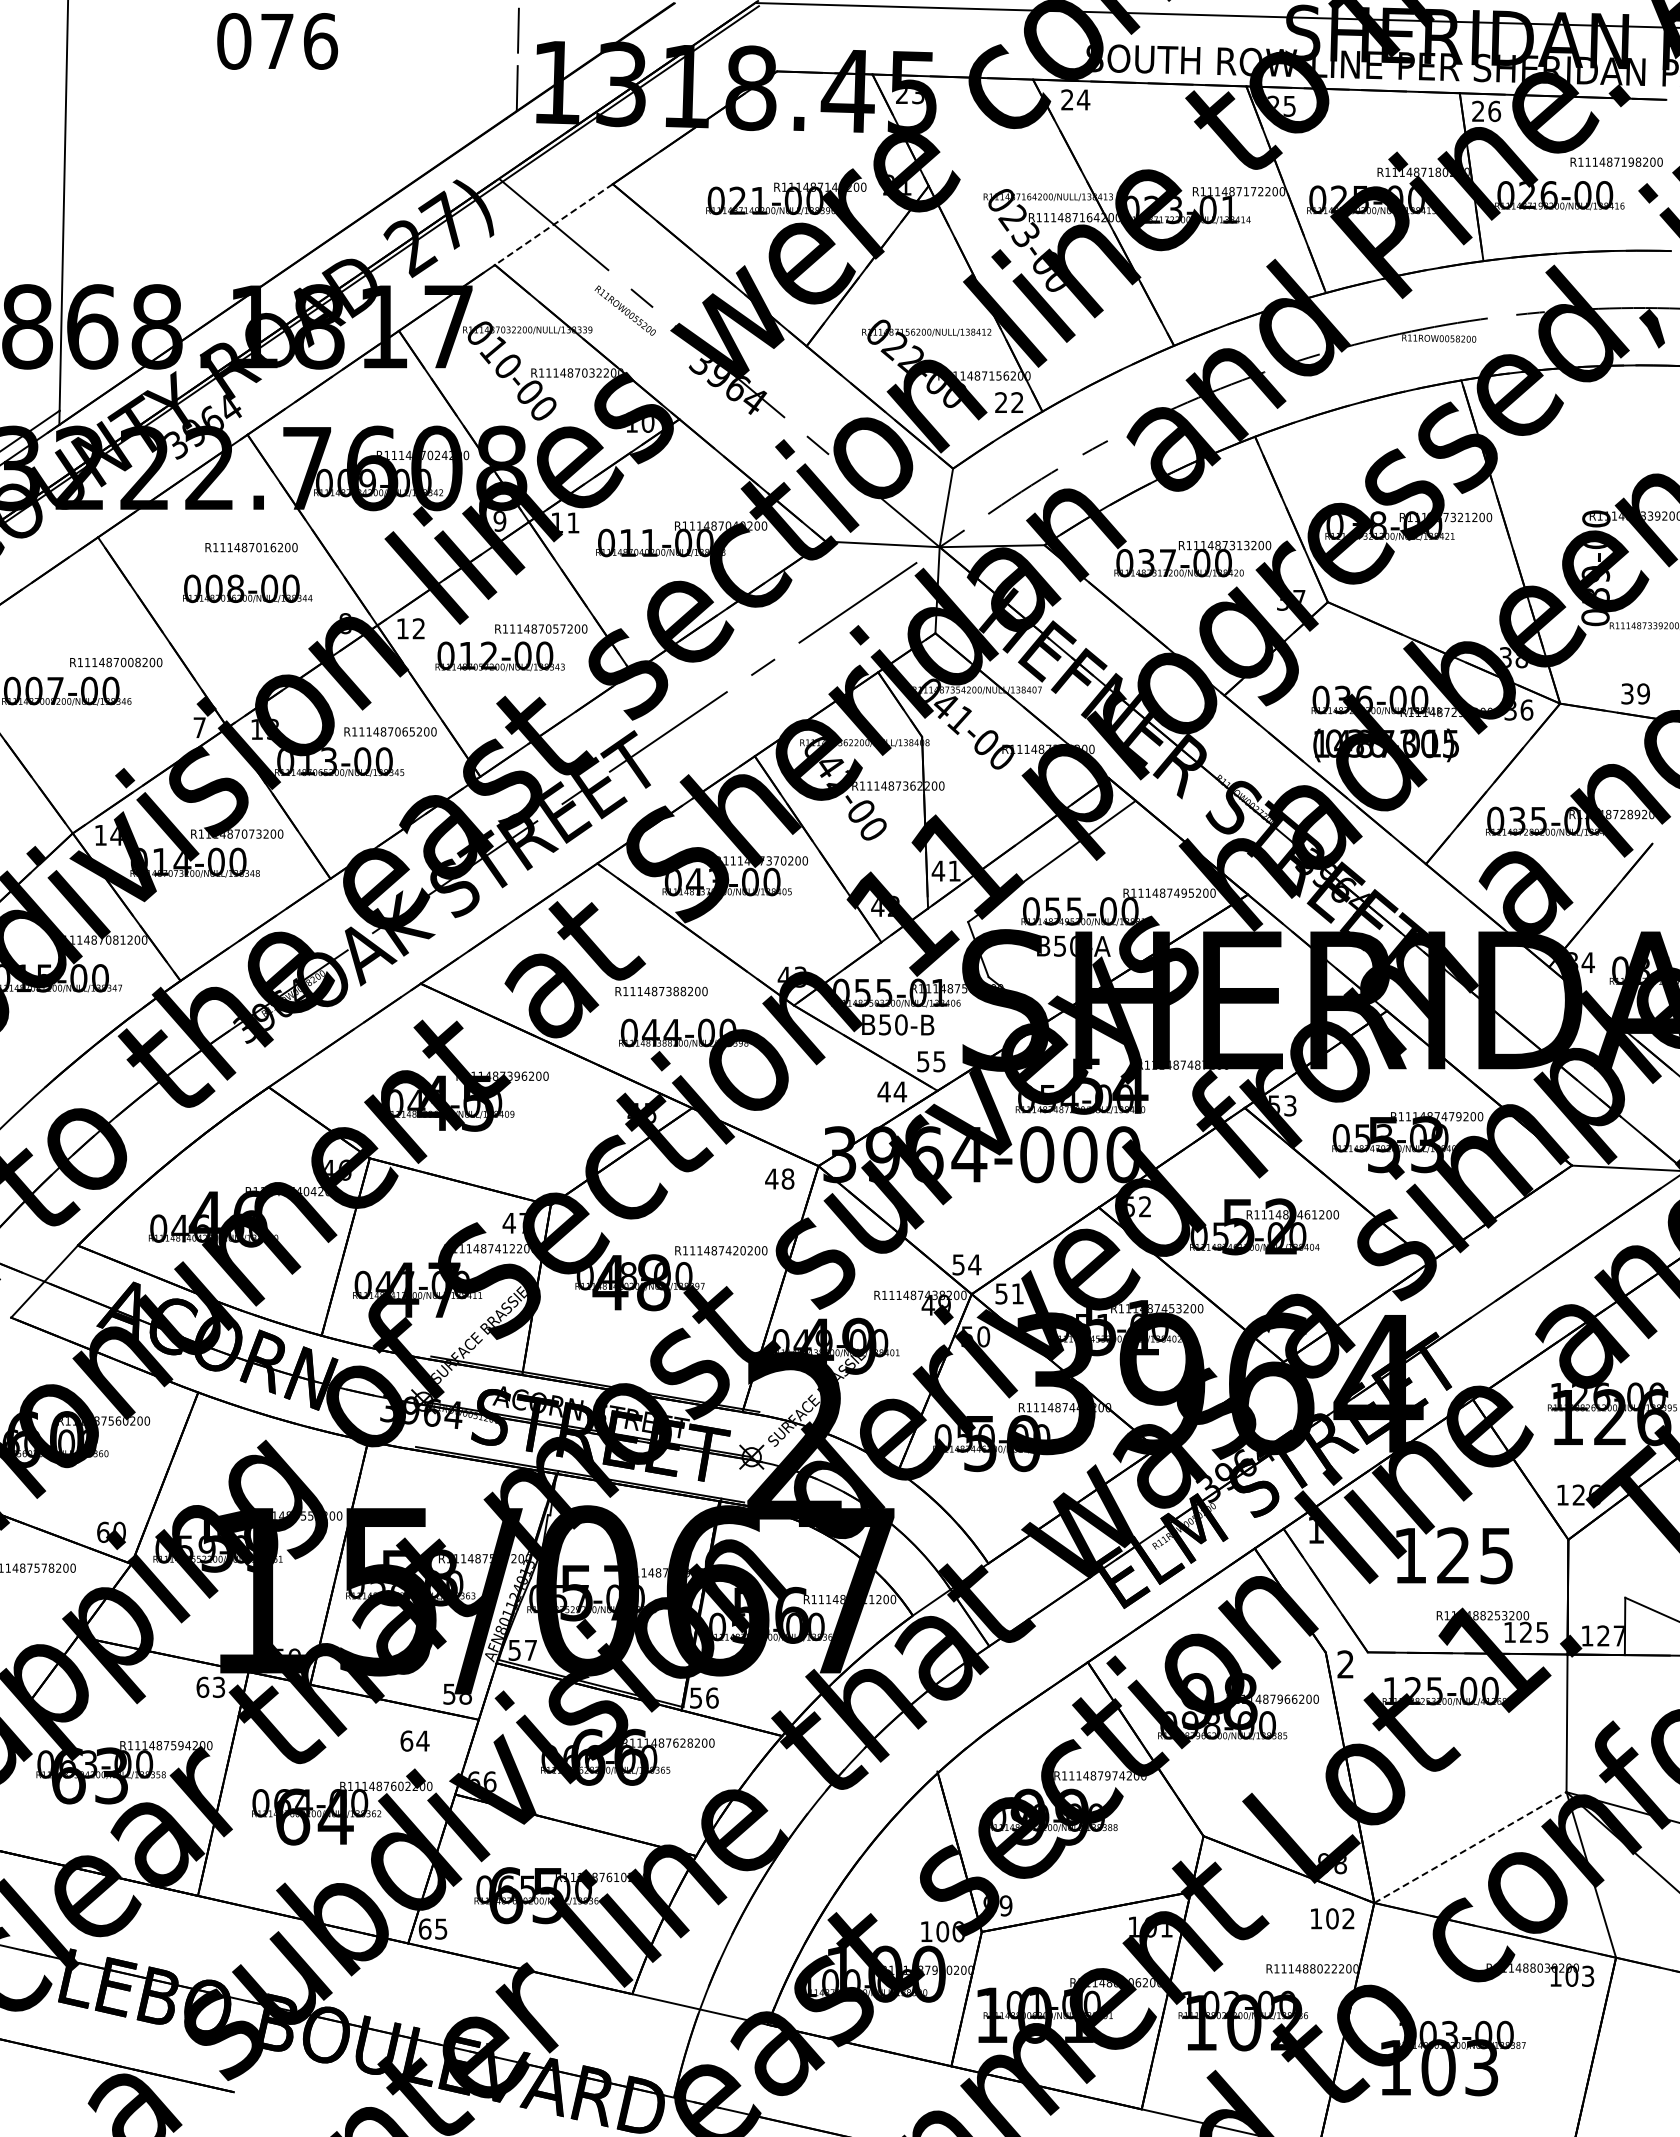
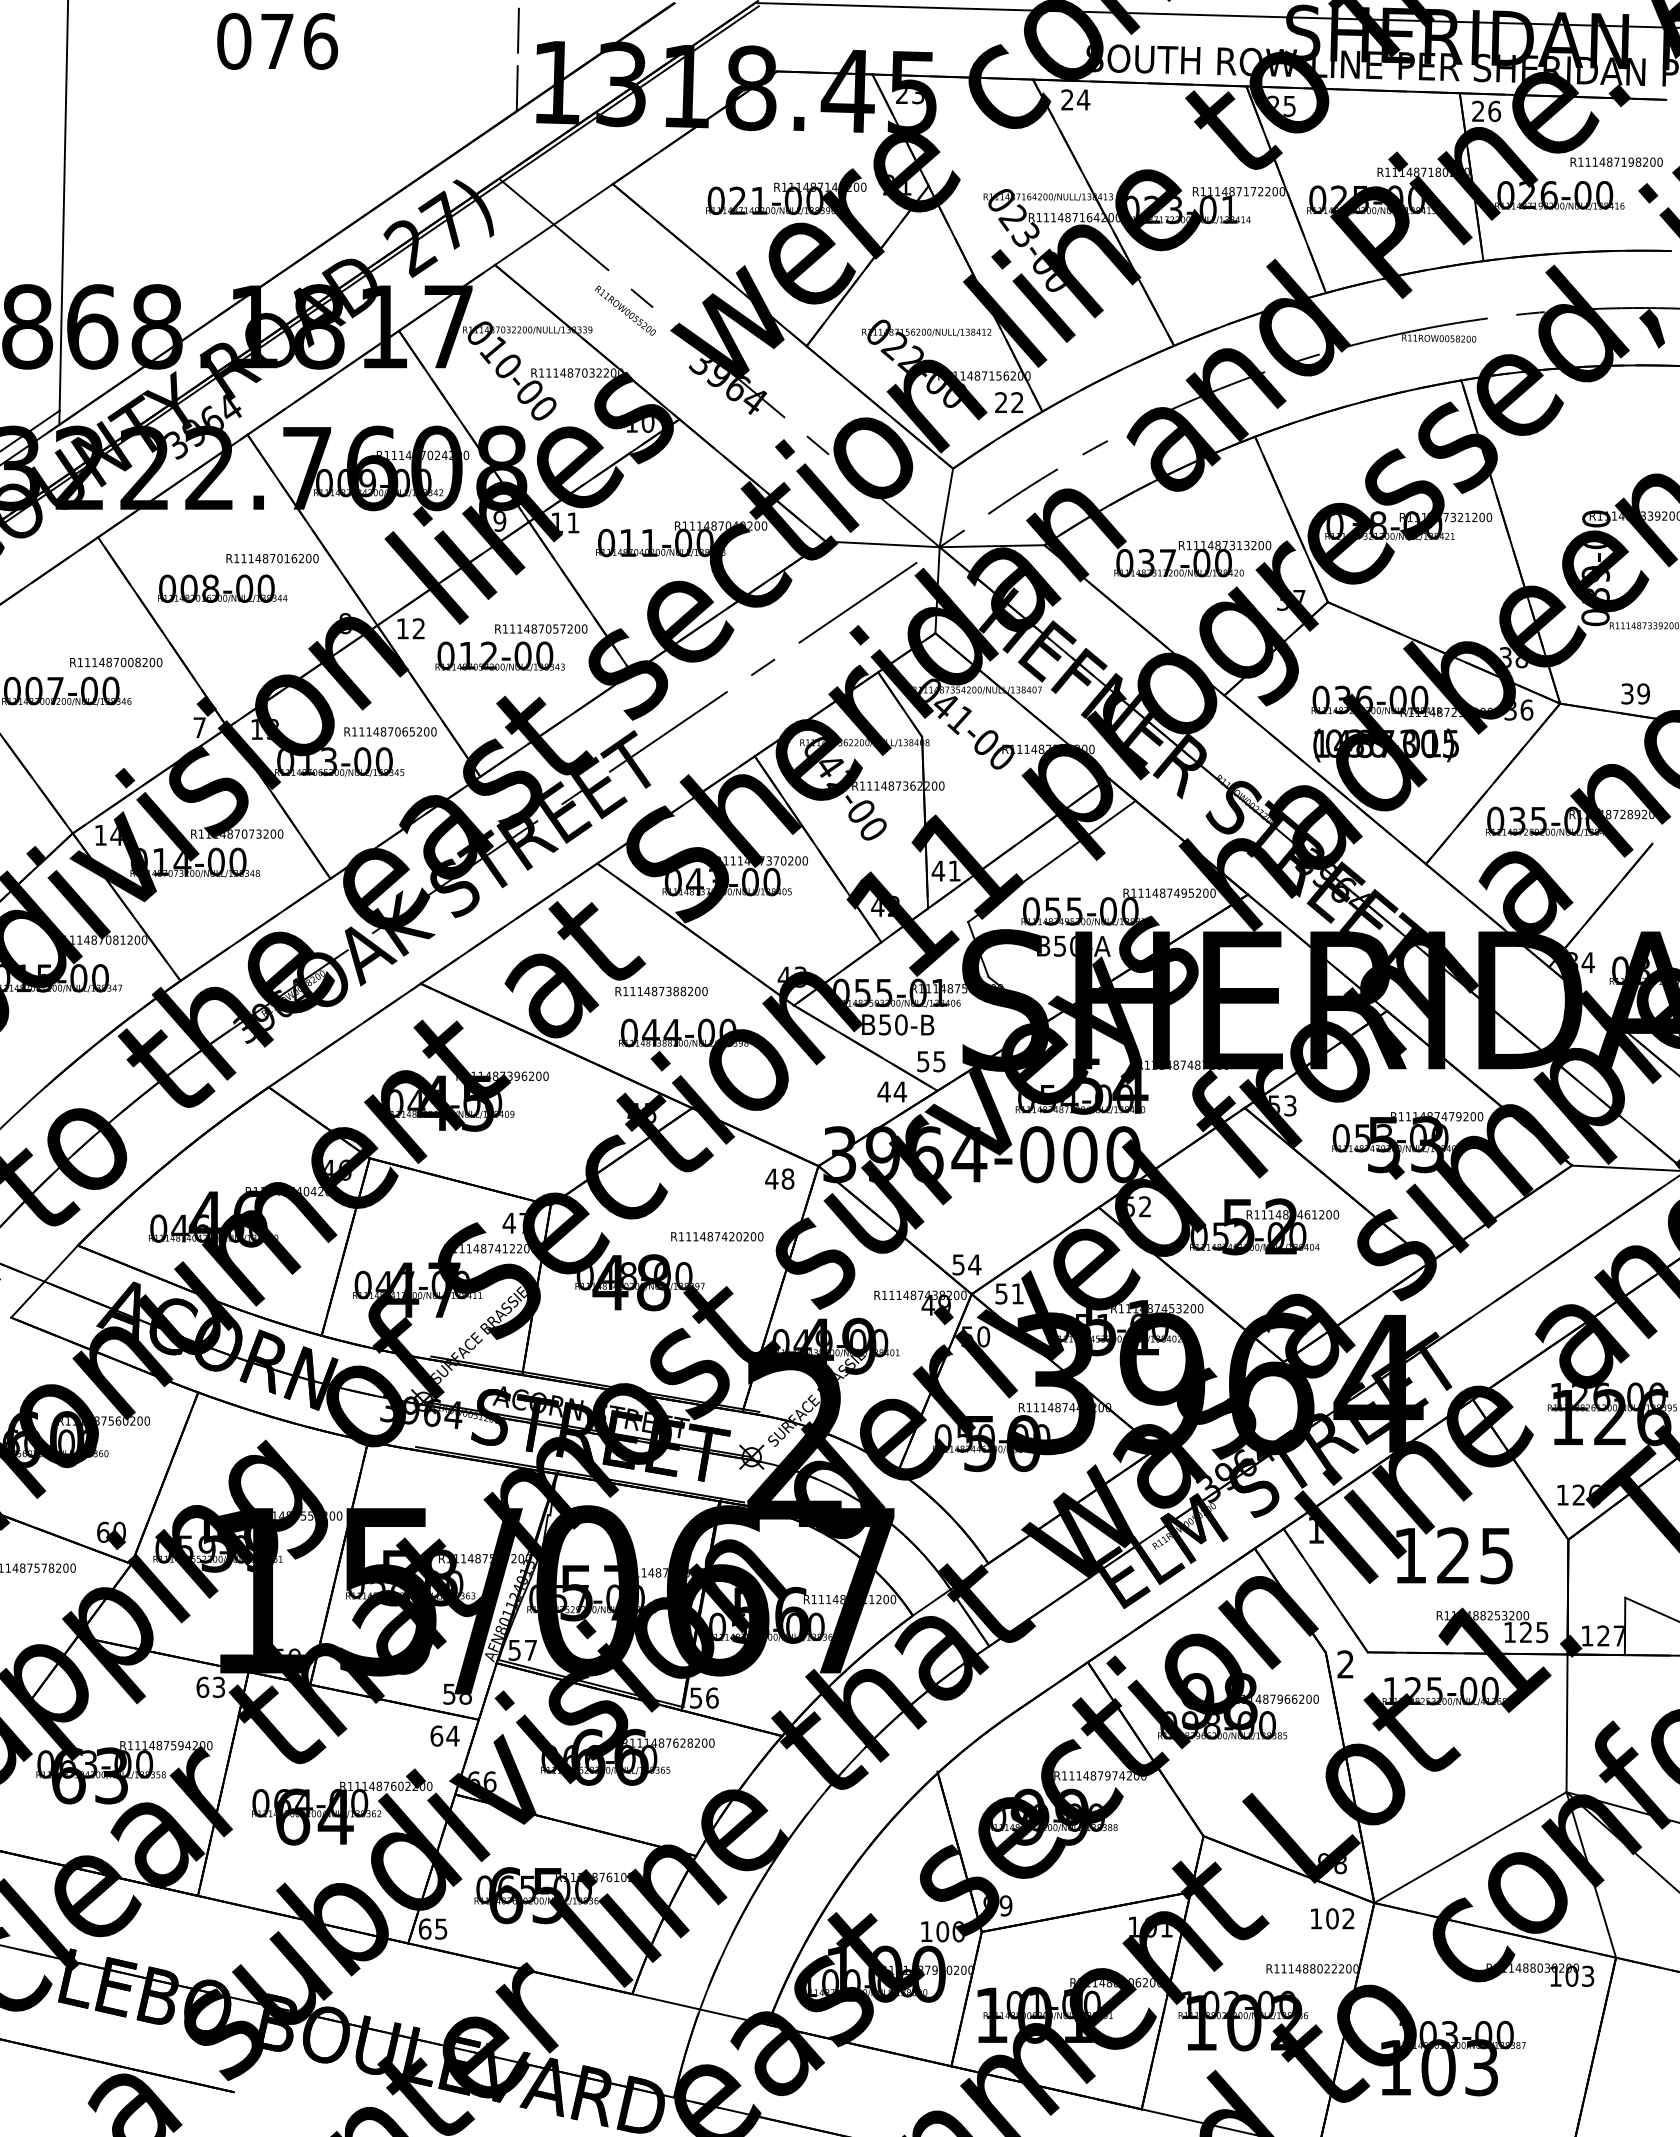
line: dashed -> solid (553, 224)
text position: (251, 547) -> (272, 558) (272, 558)
text position: (247, 588) -> (222, 588) (222, 588)
text position: (721, 1250) -> (717, 1236) (717, 1236)
text position: (414, 1740) -> (444, 1735) (444, 1735)
line: dashed -> solid (1470, 1847)
